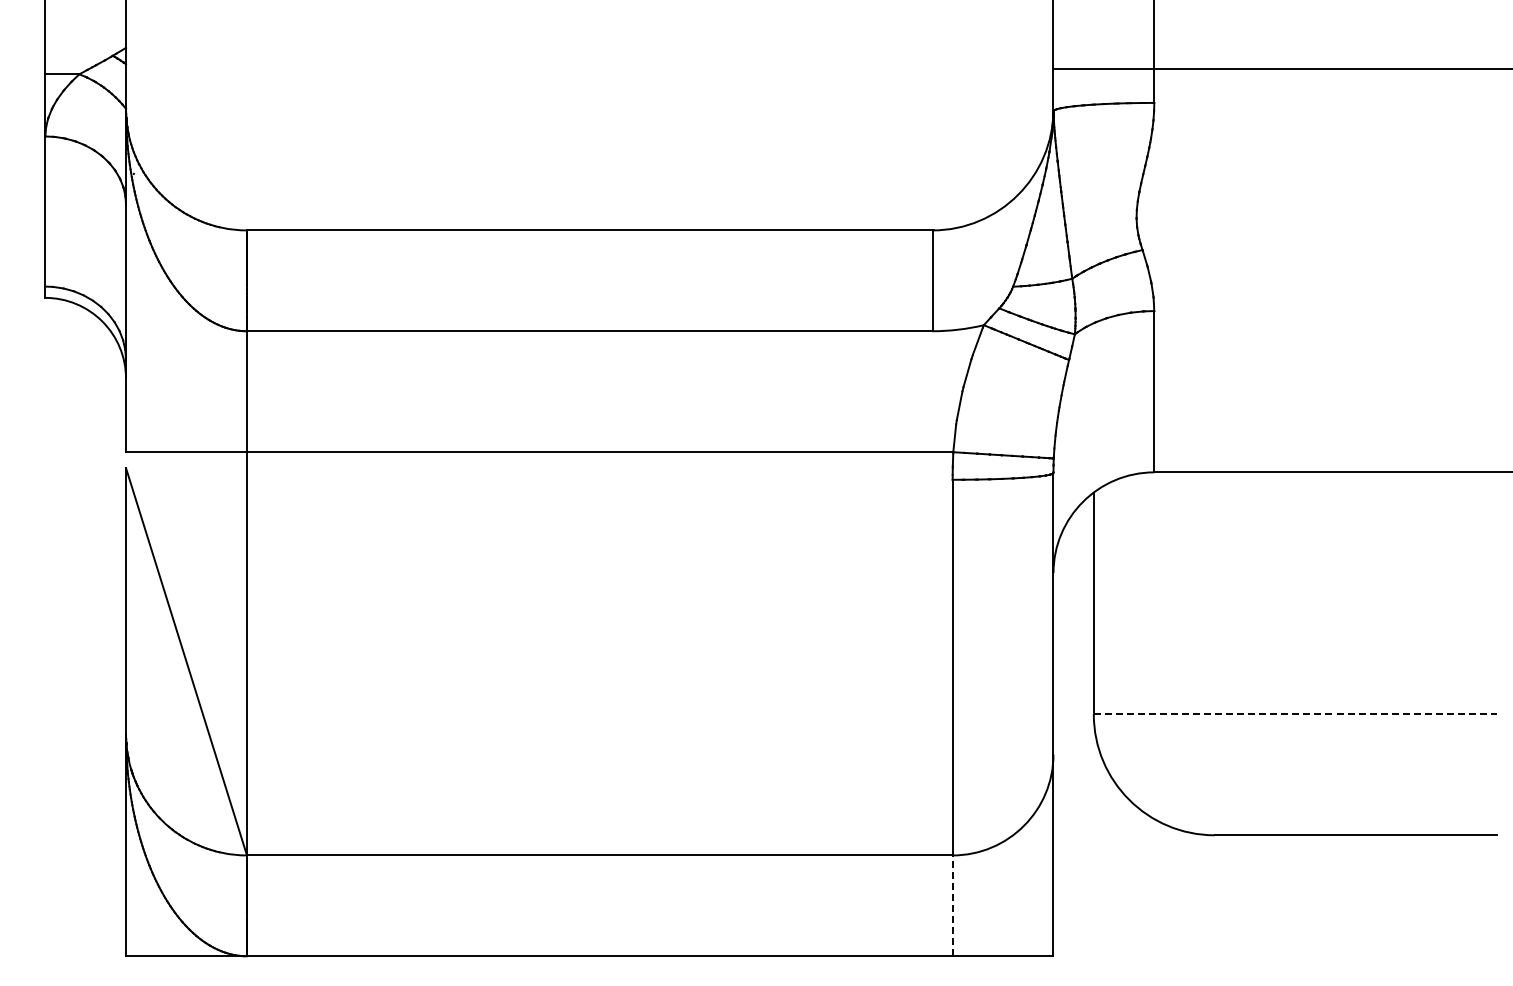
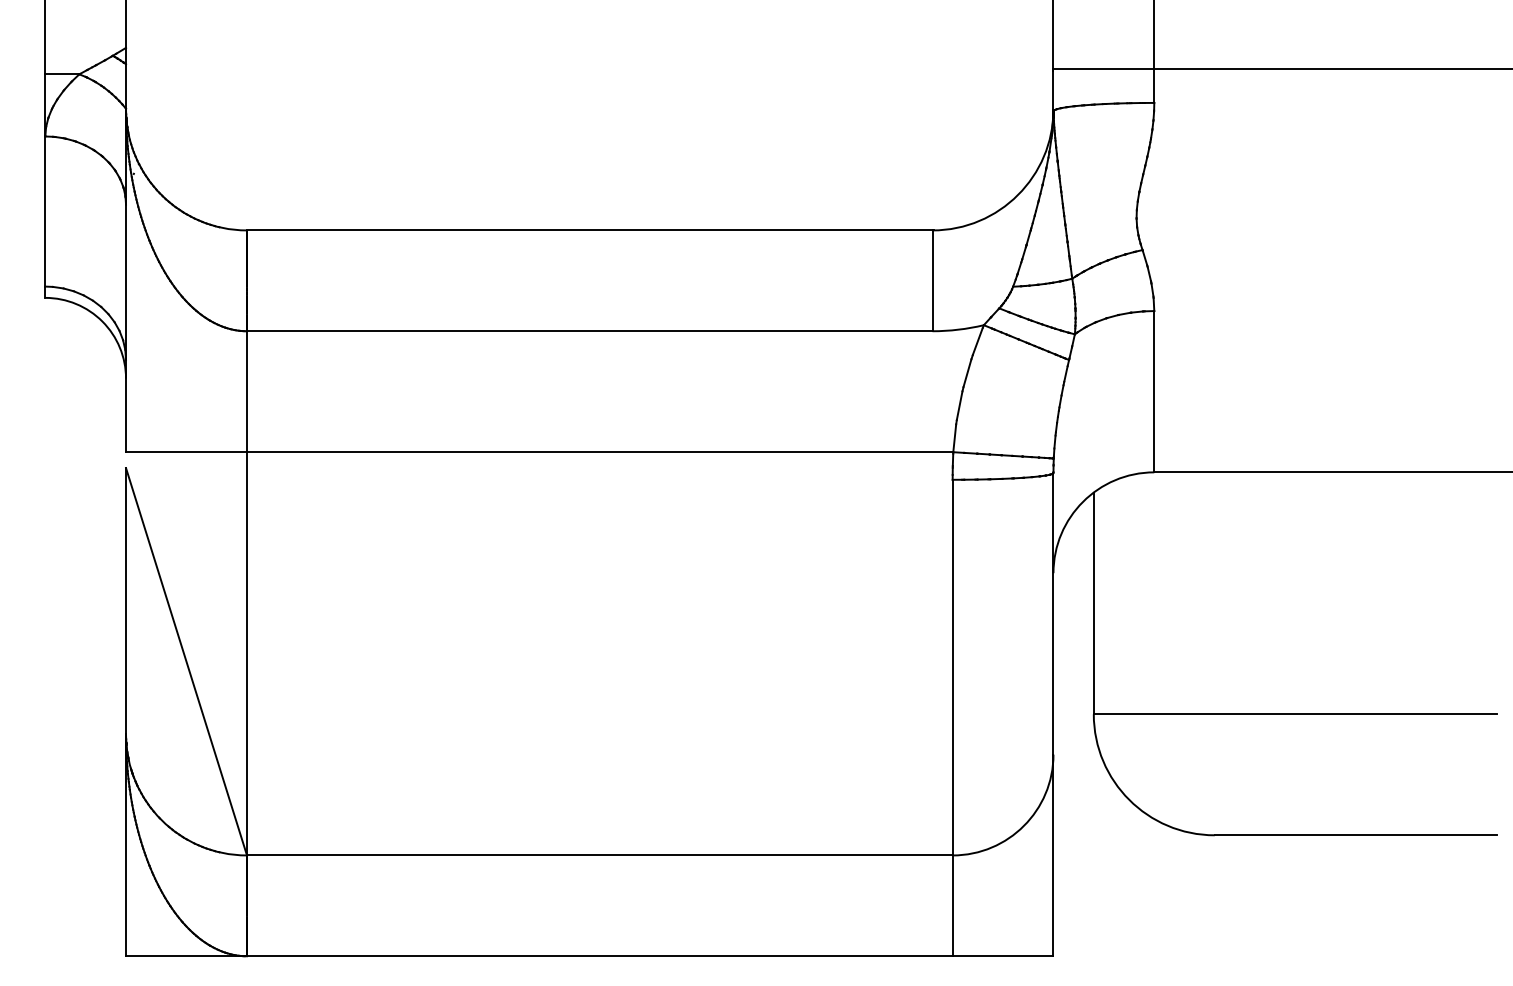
line: dashed -> solid (1295, 714)
line: dashed -> solid (952, 905)
